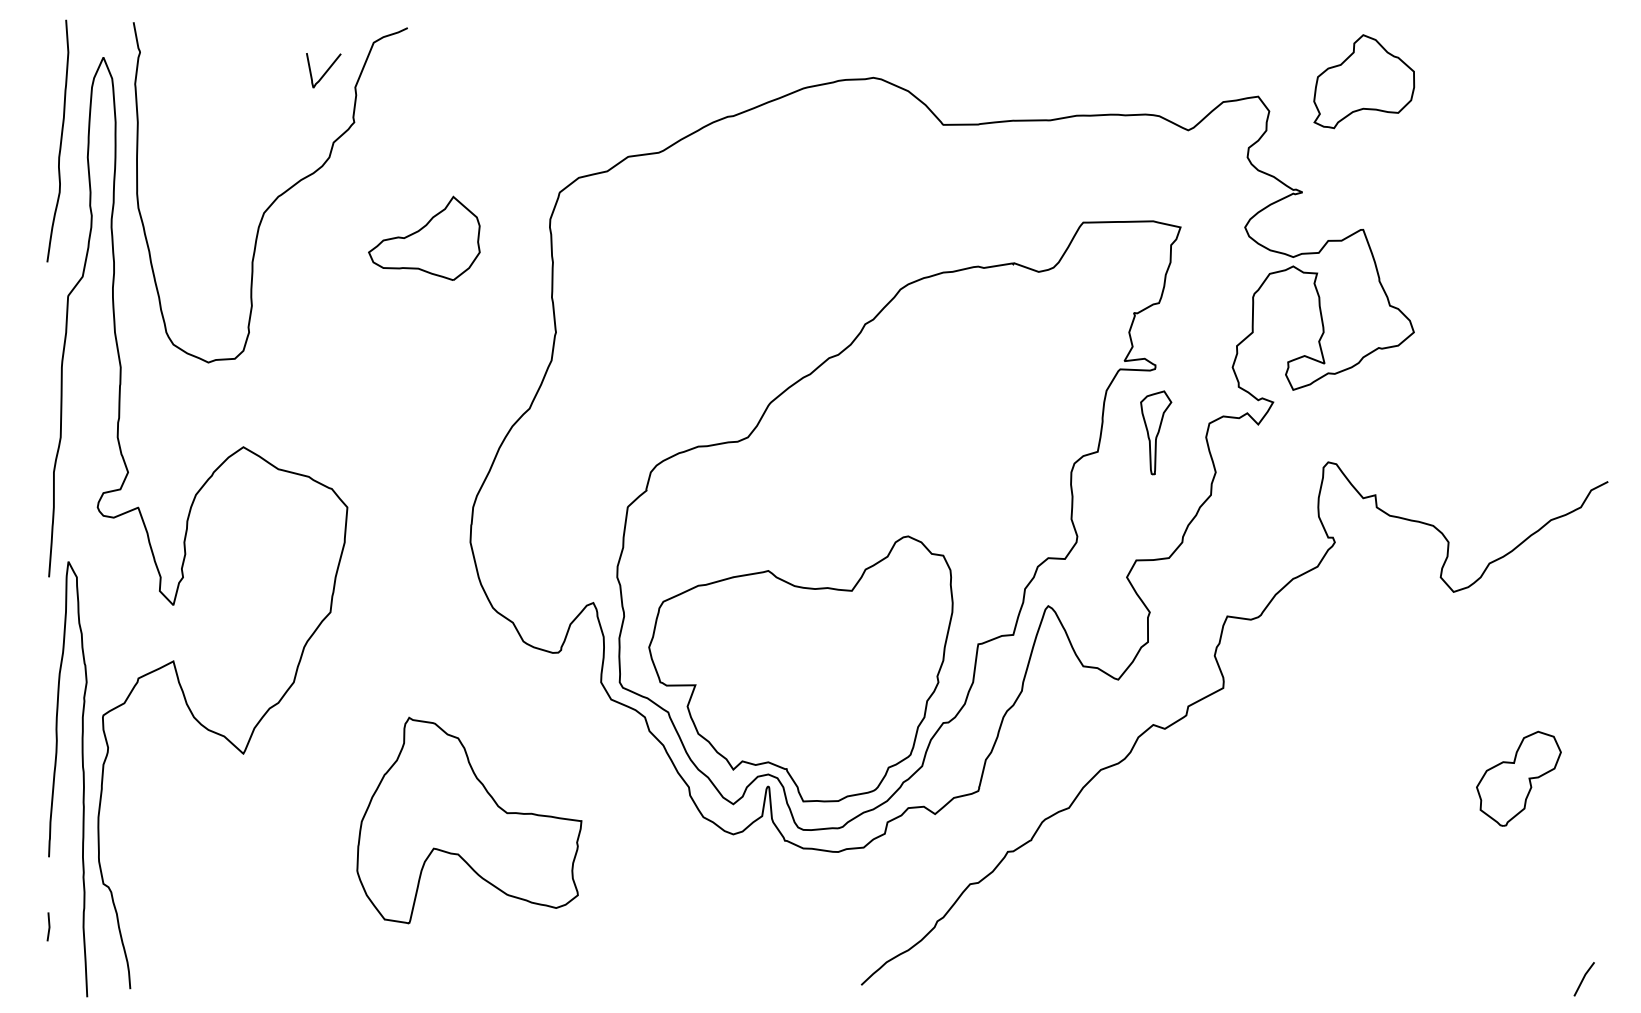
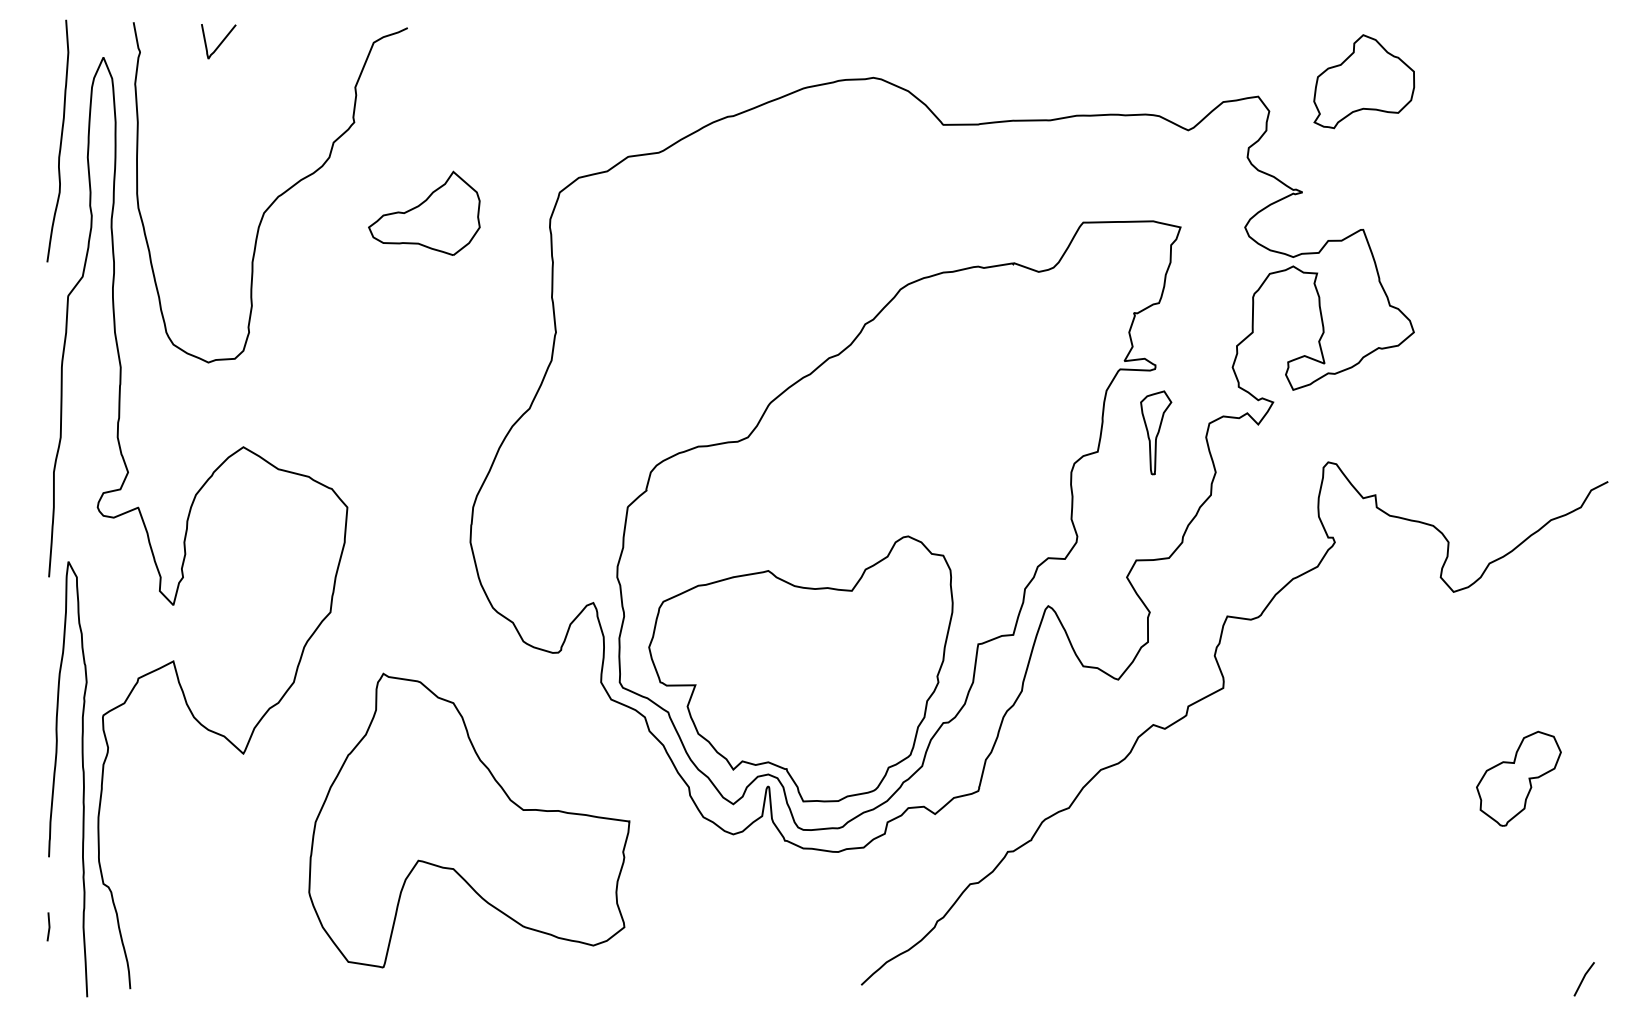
curve position: (325, 71) -> (220, 42) (220, 42)
part position: (424, 237) -> (424, 212) (424, 212)
part size: 227x209 px -> 323x297 px (469, 820)
